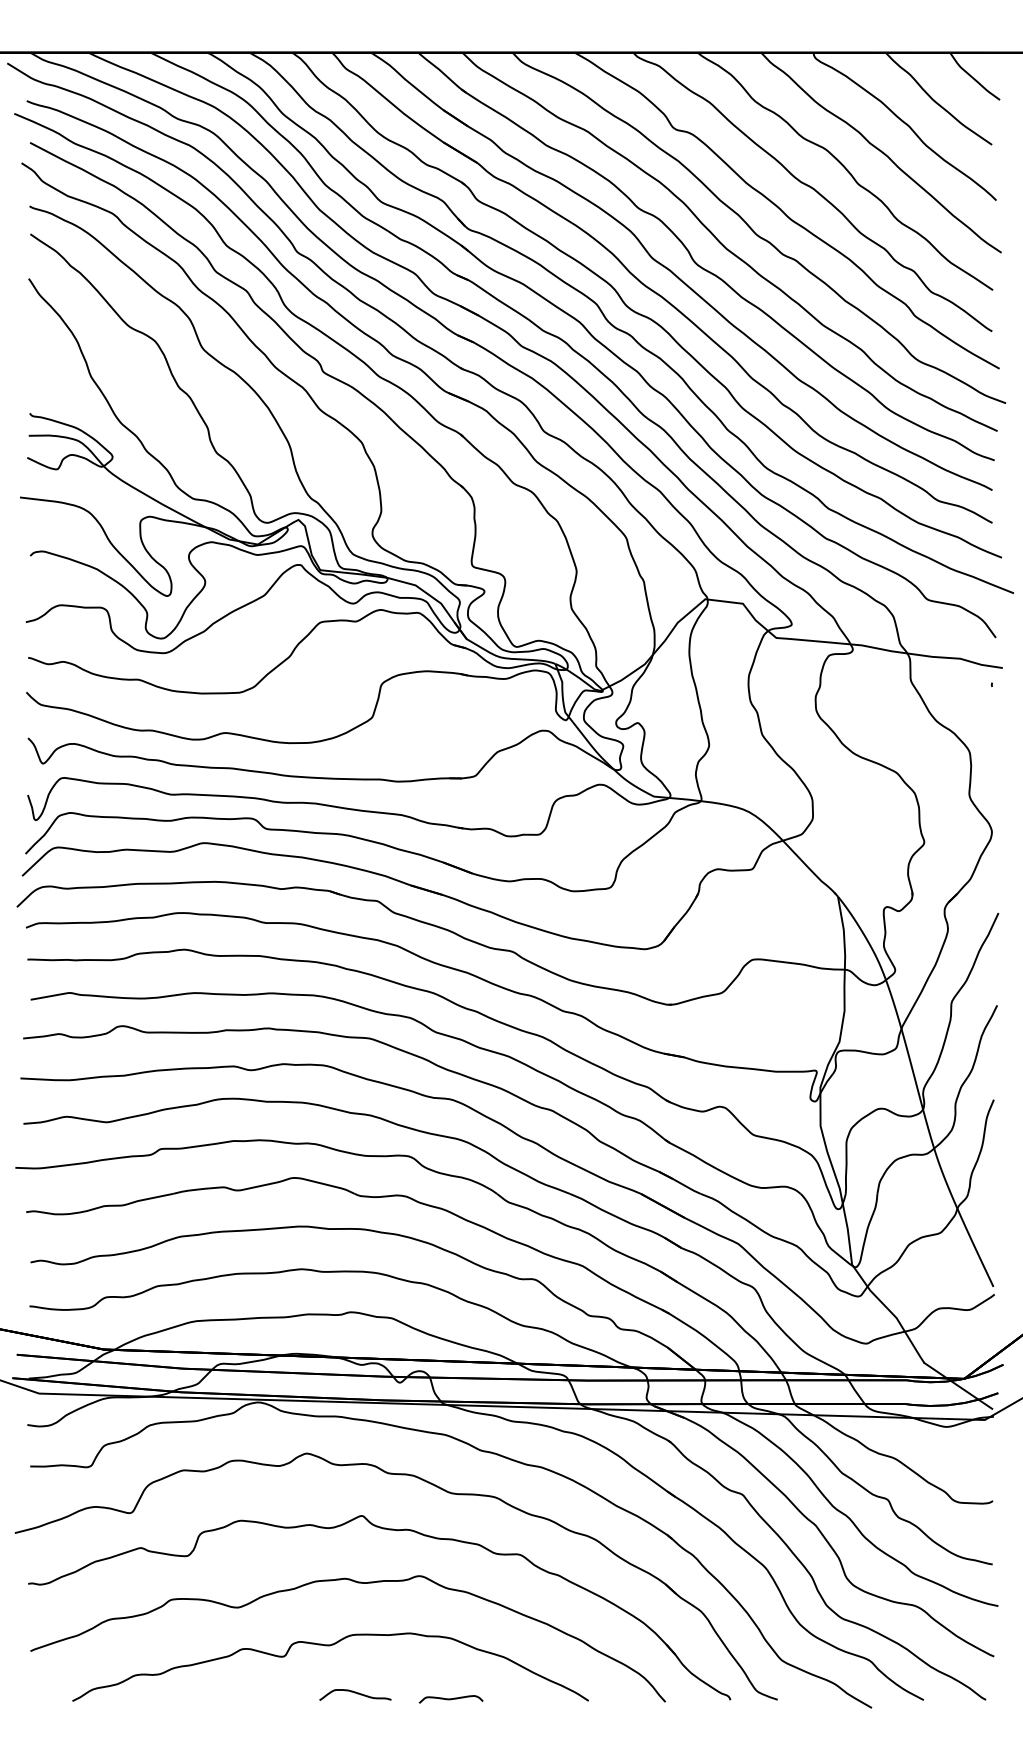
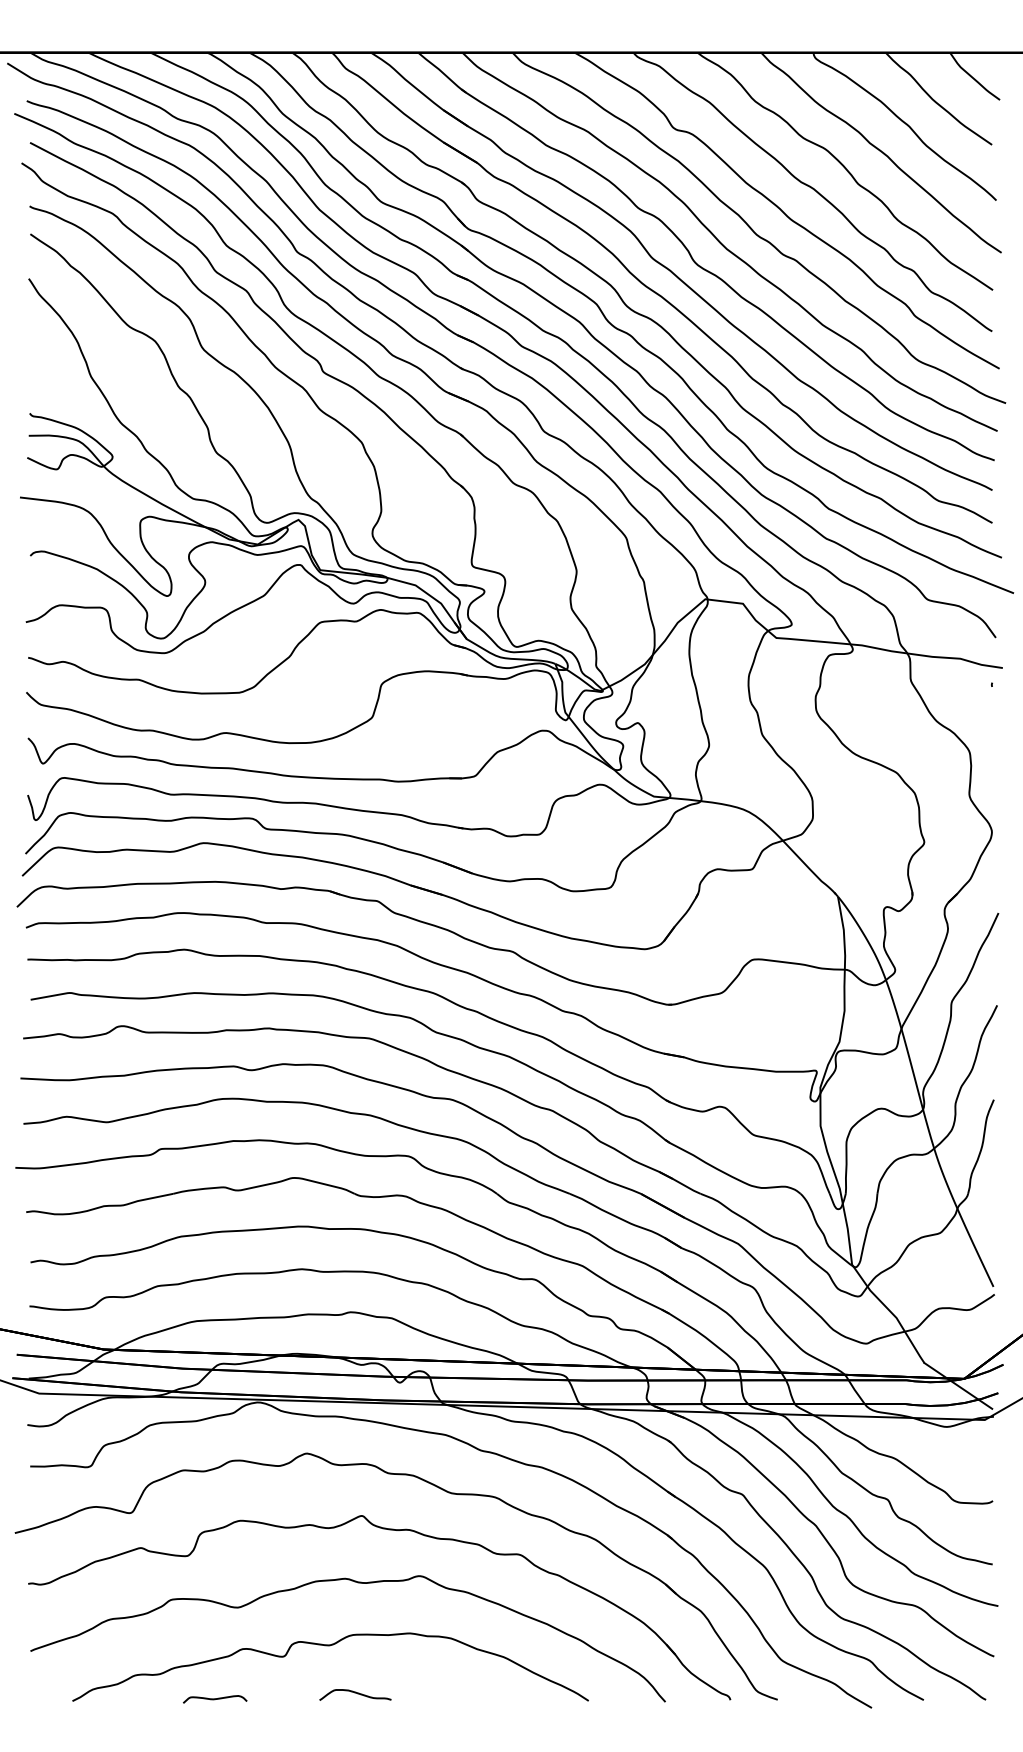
curve position: (451, 1699) -> (215, 1699) (215, 1699)
